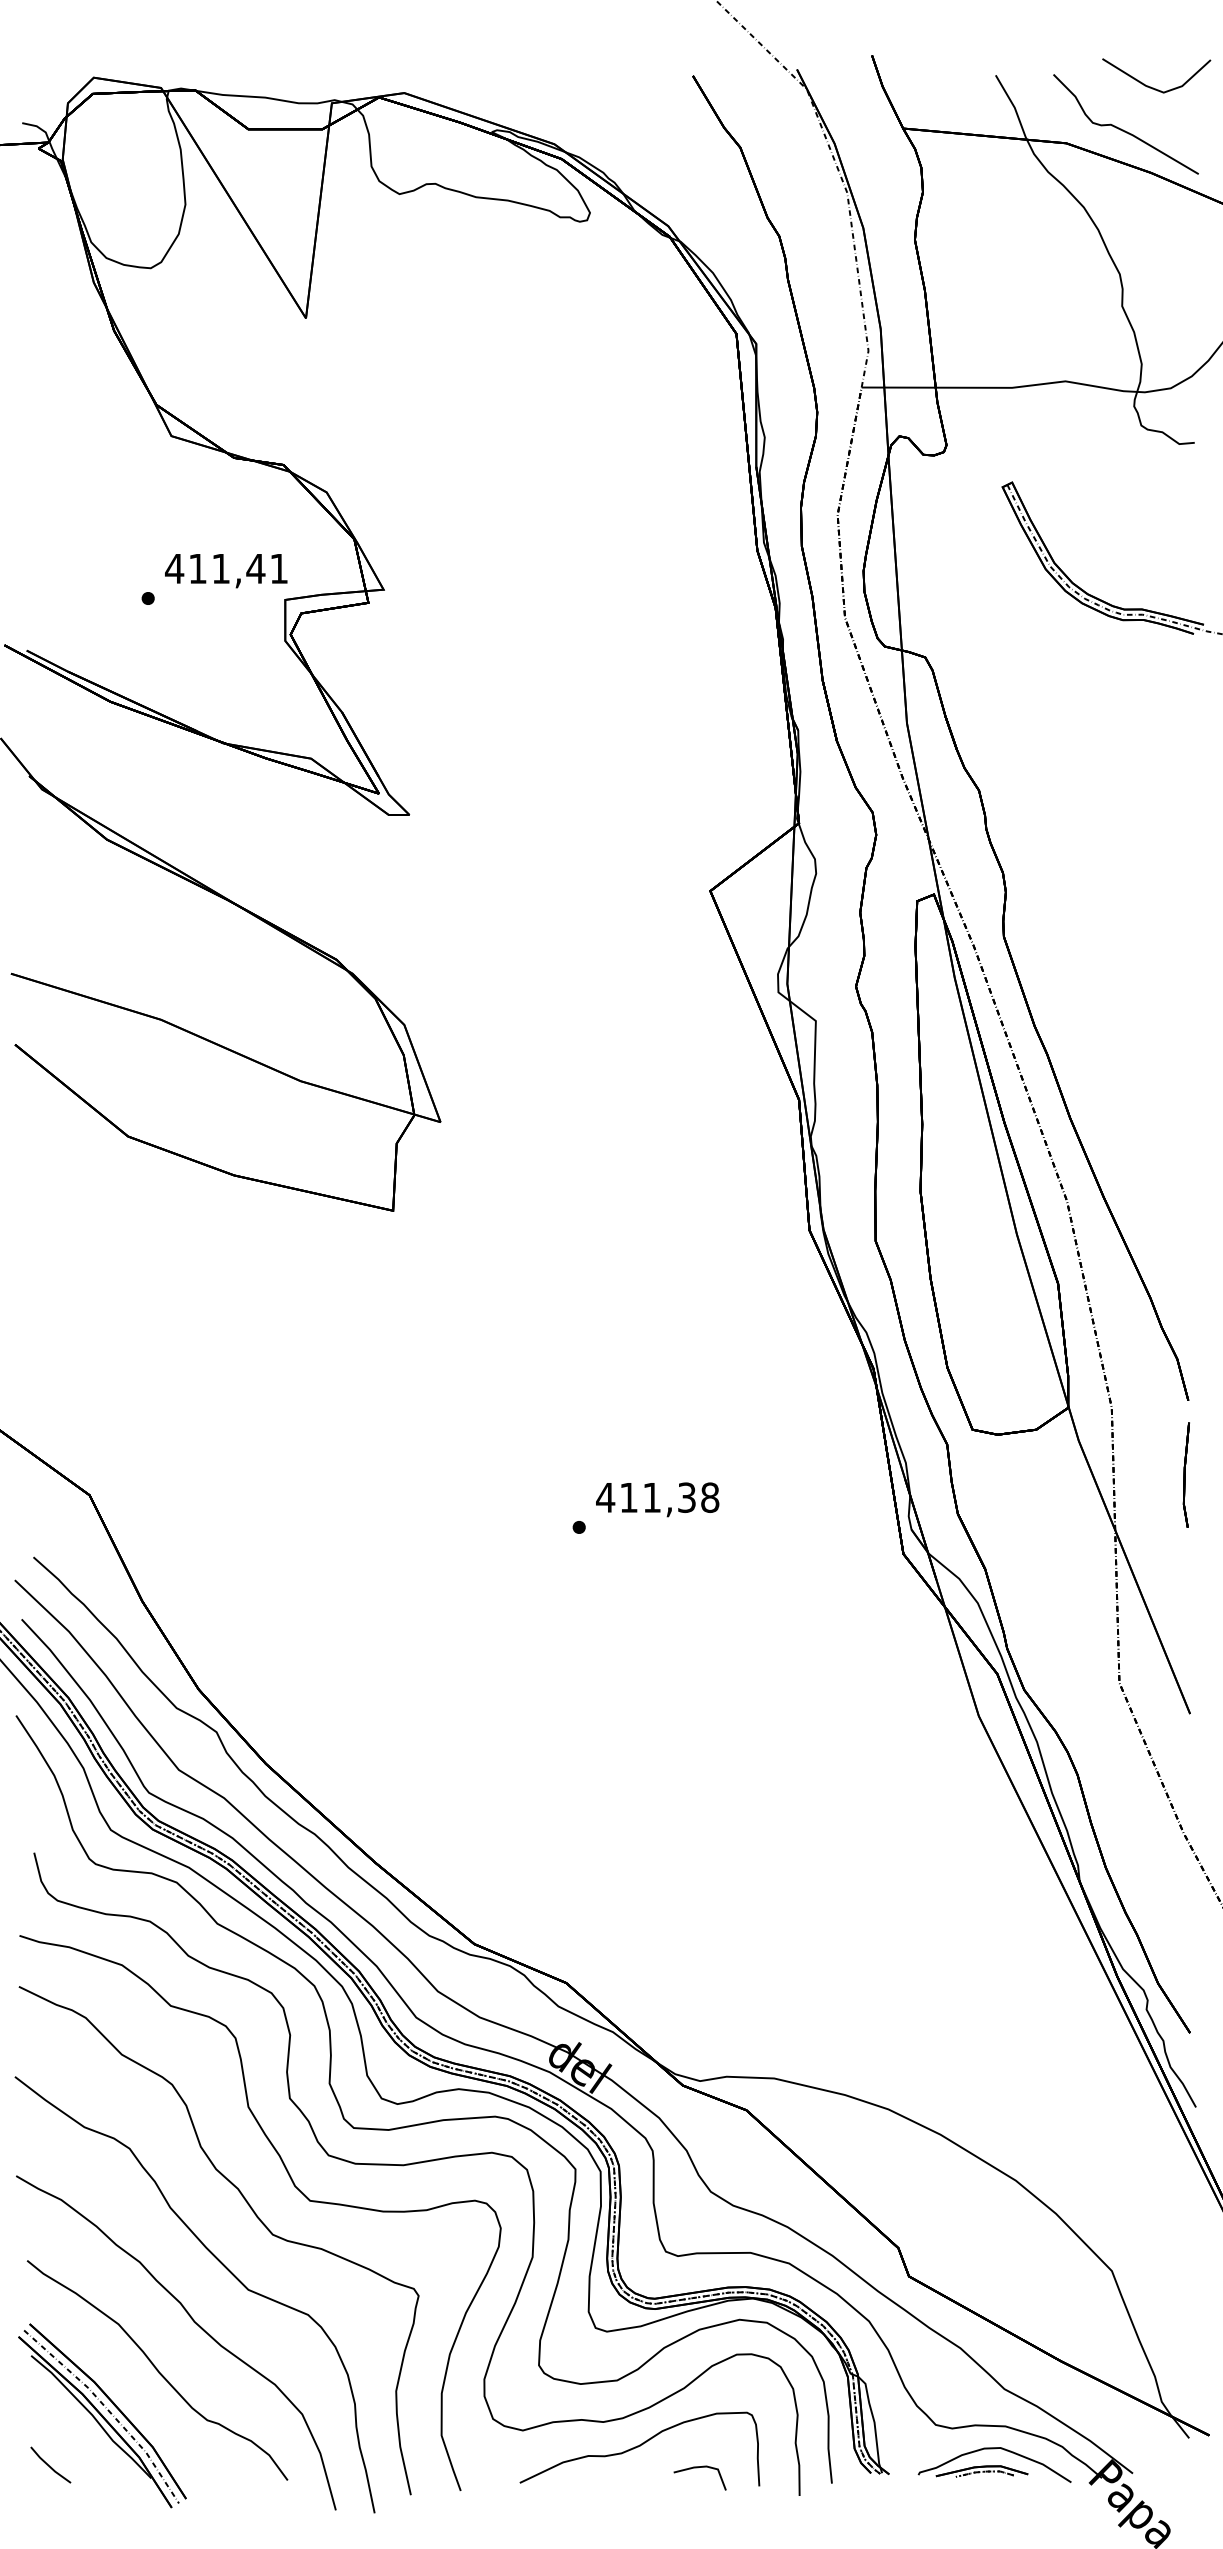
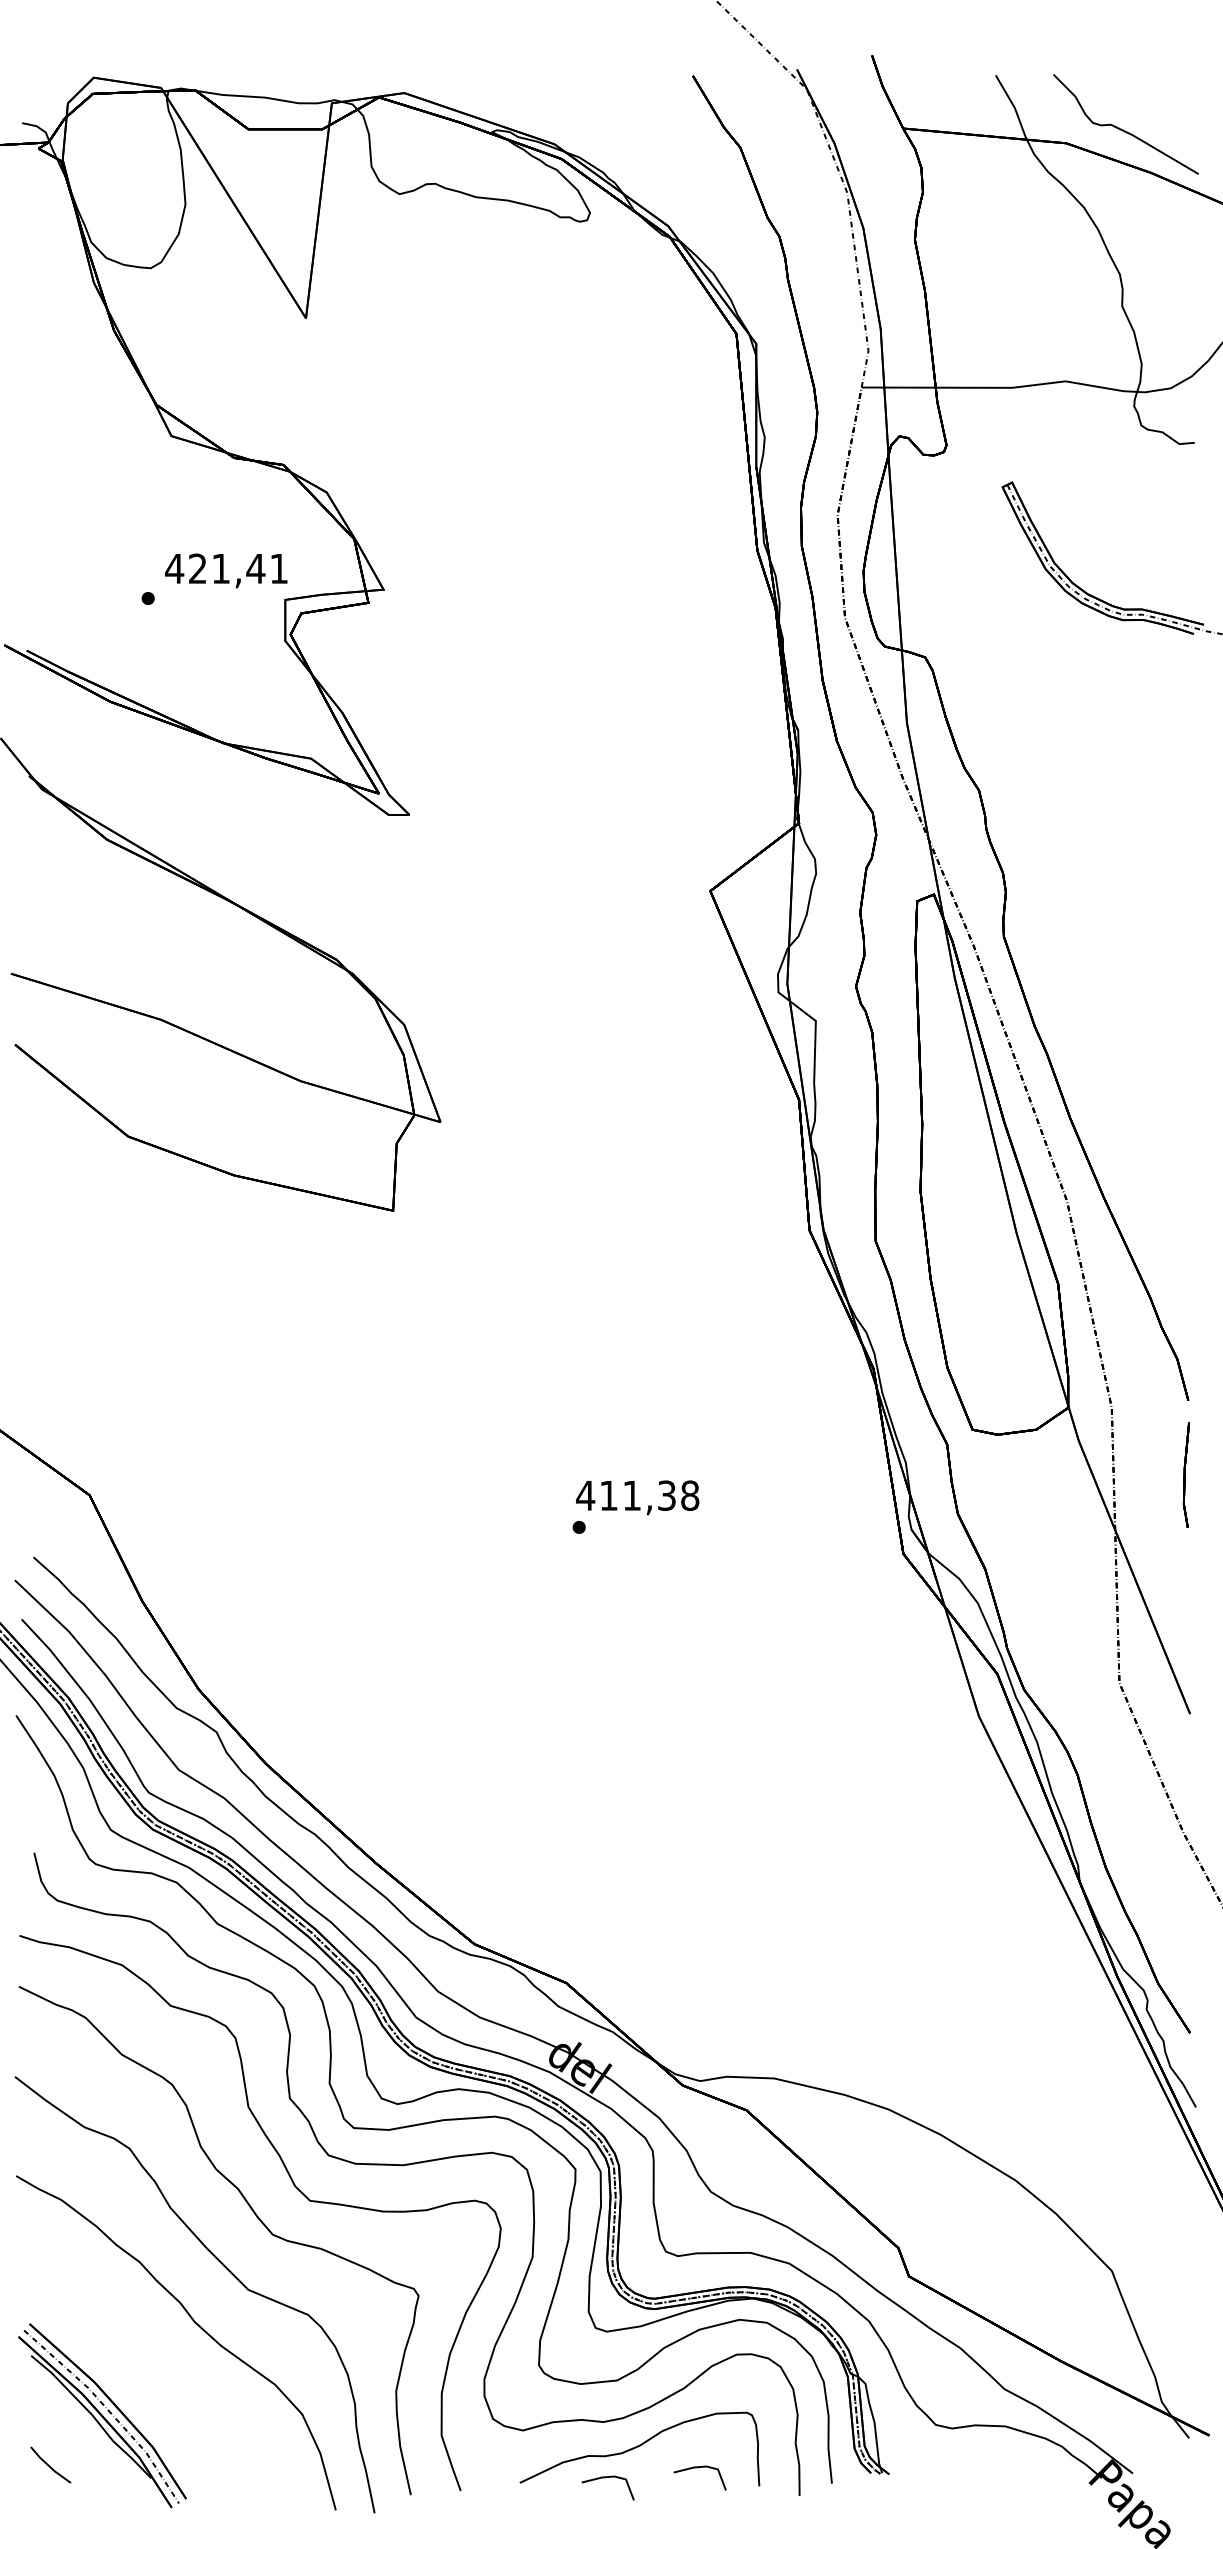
line: present -> none (1153, 87)
text: 411,41 -> 421,41 (197, 568)
text position: (657, 1499) -> (637, 1497) (637, 1497)
curve: present -> none (157, 2370)
part: present -> none (994, 2464)
line: none -> present (606, 2478)
